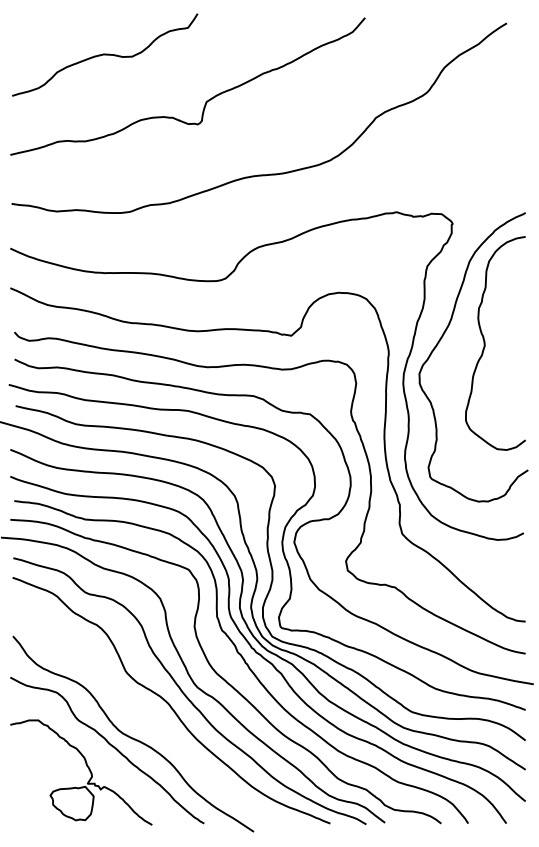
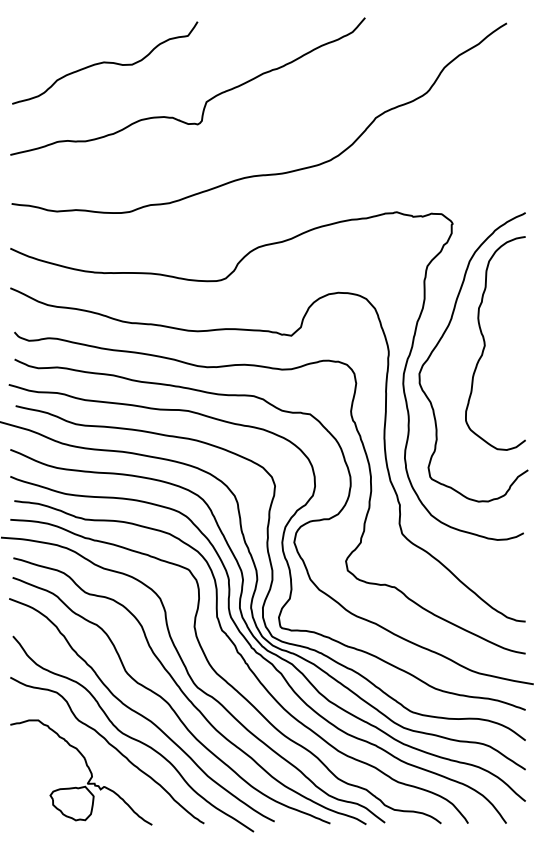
curve position: (105, 54) -> (105, 62) (105, 62)
curve: none -> present (140, 713)
